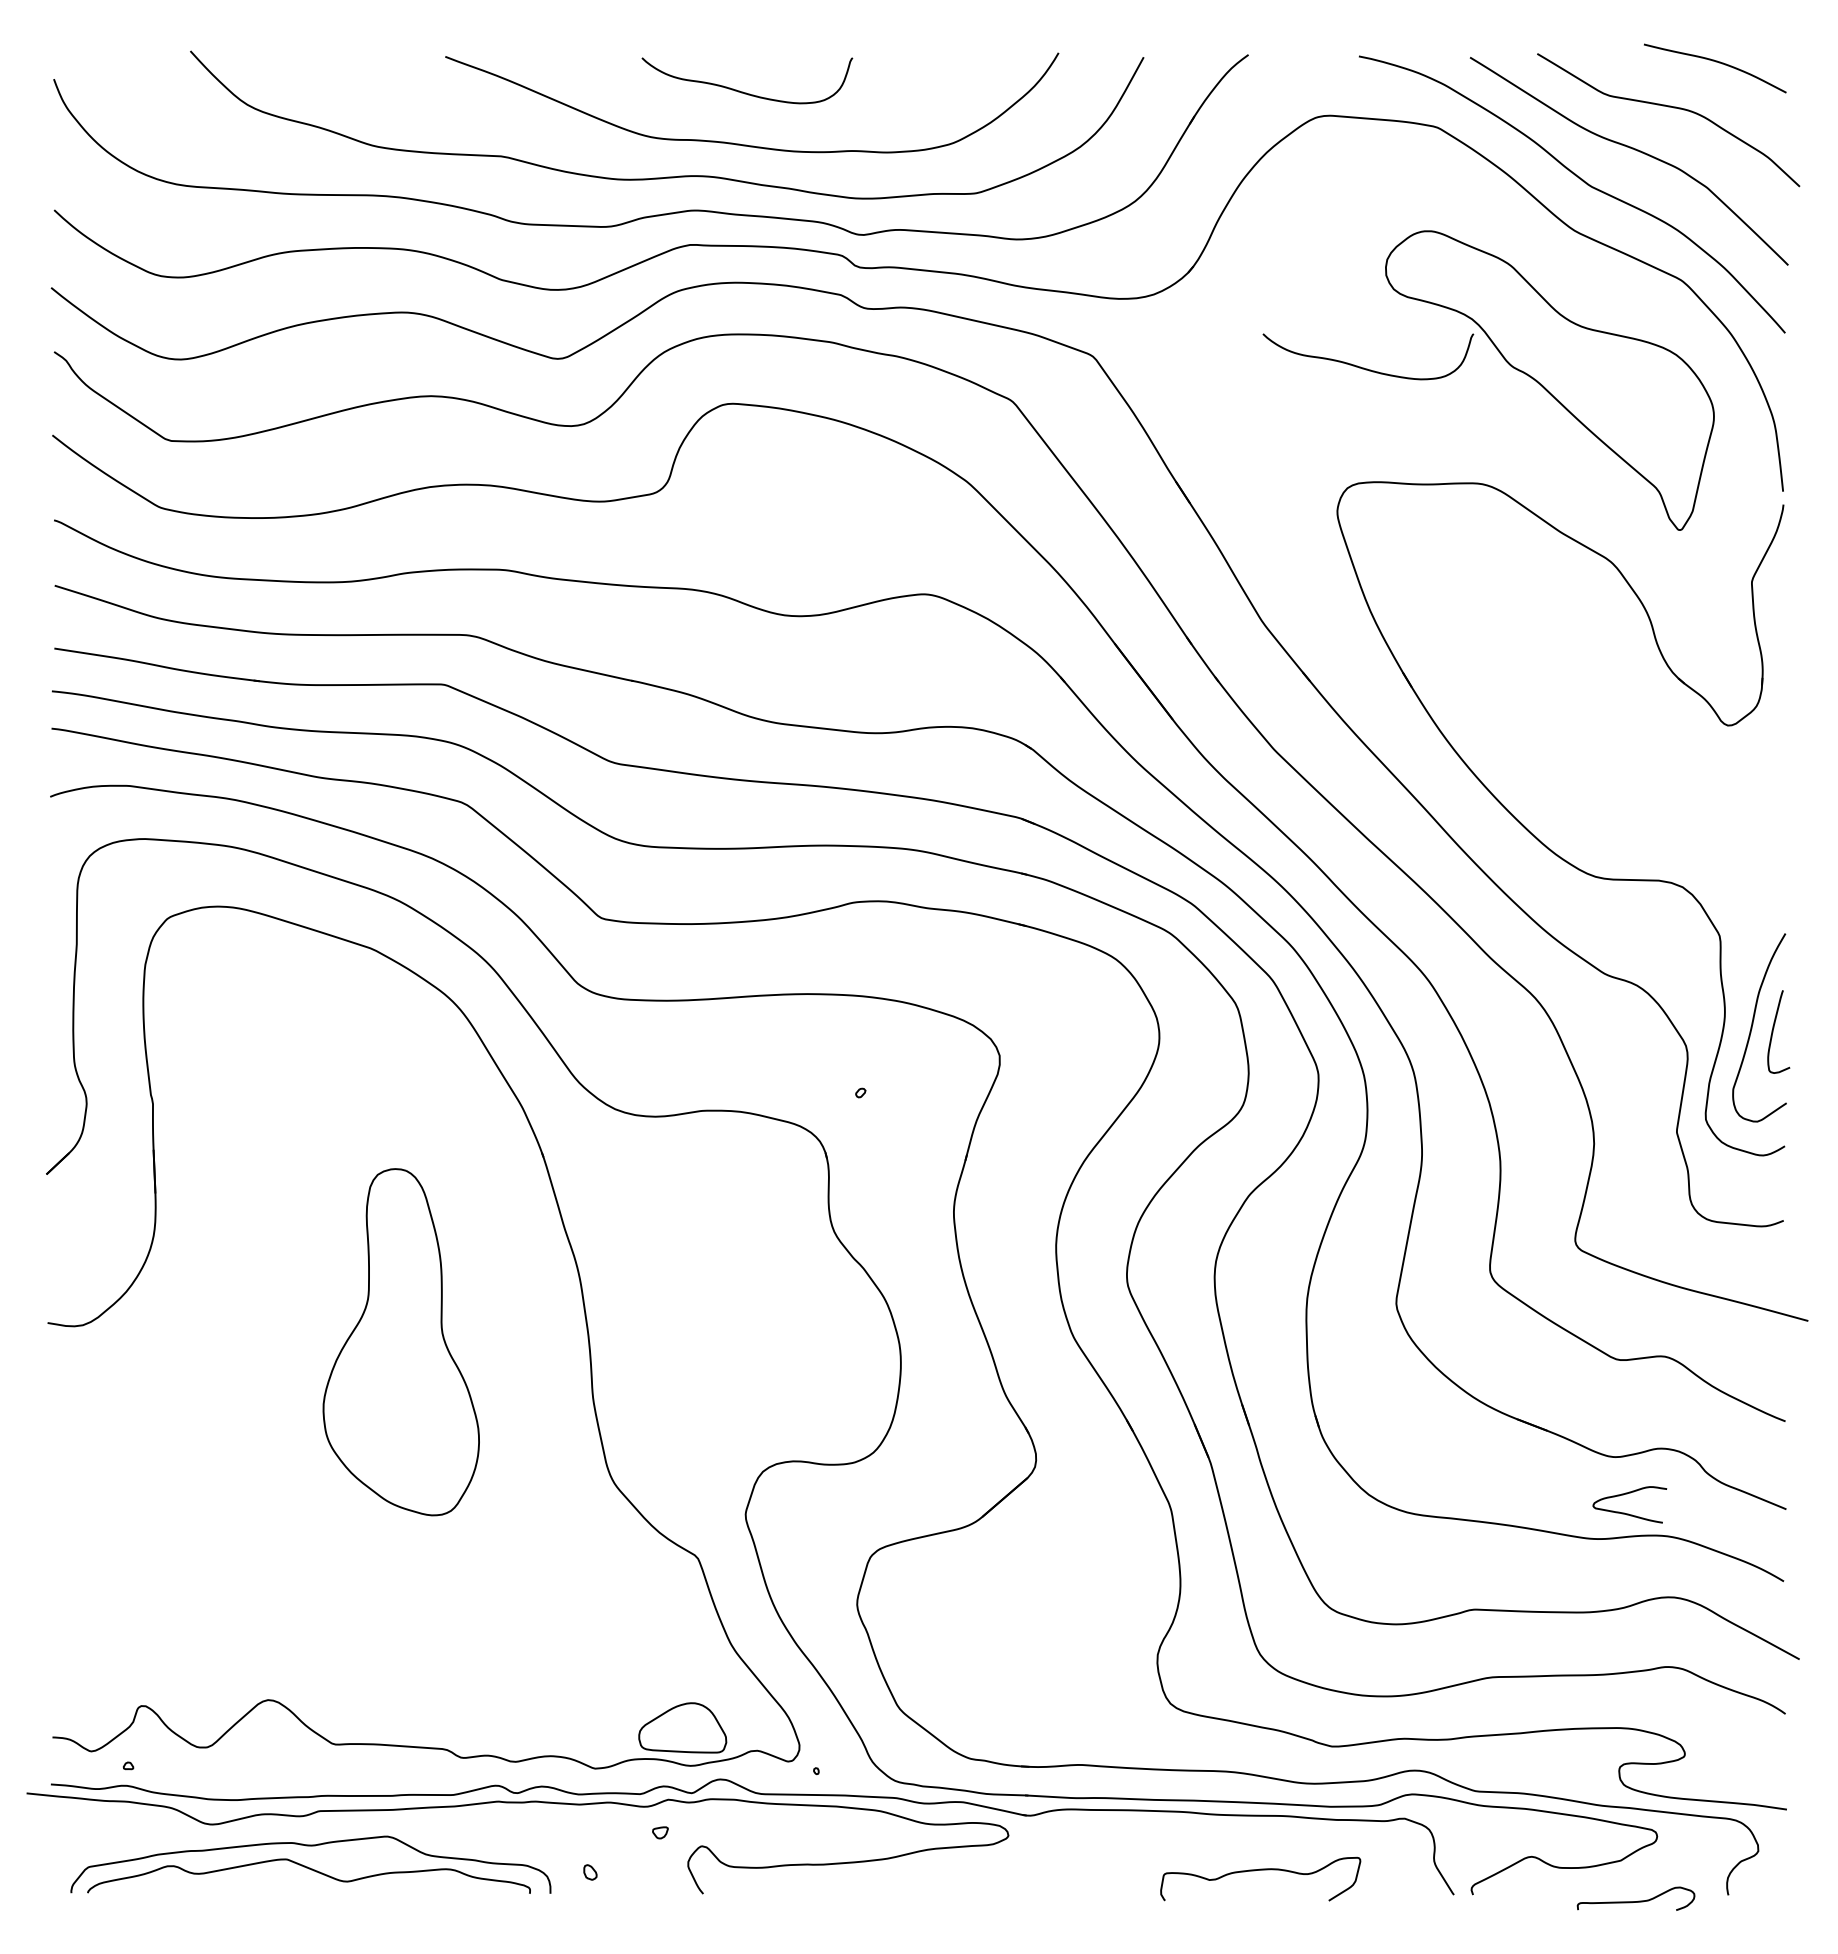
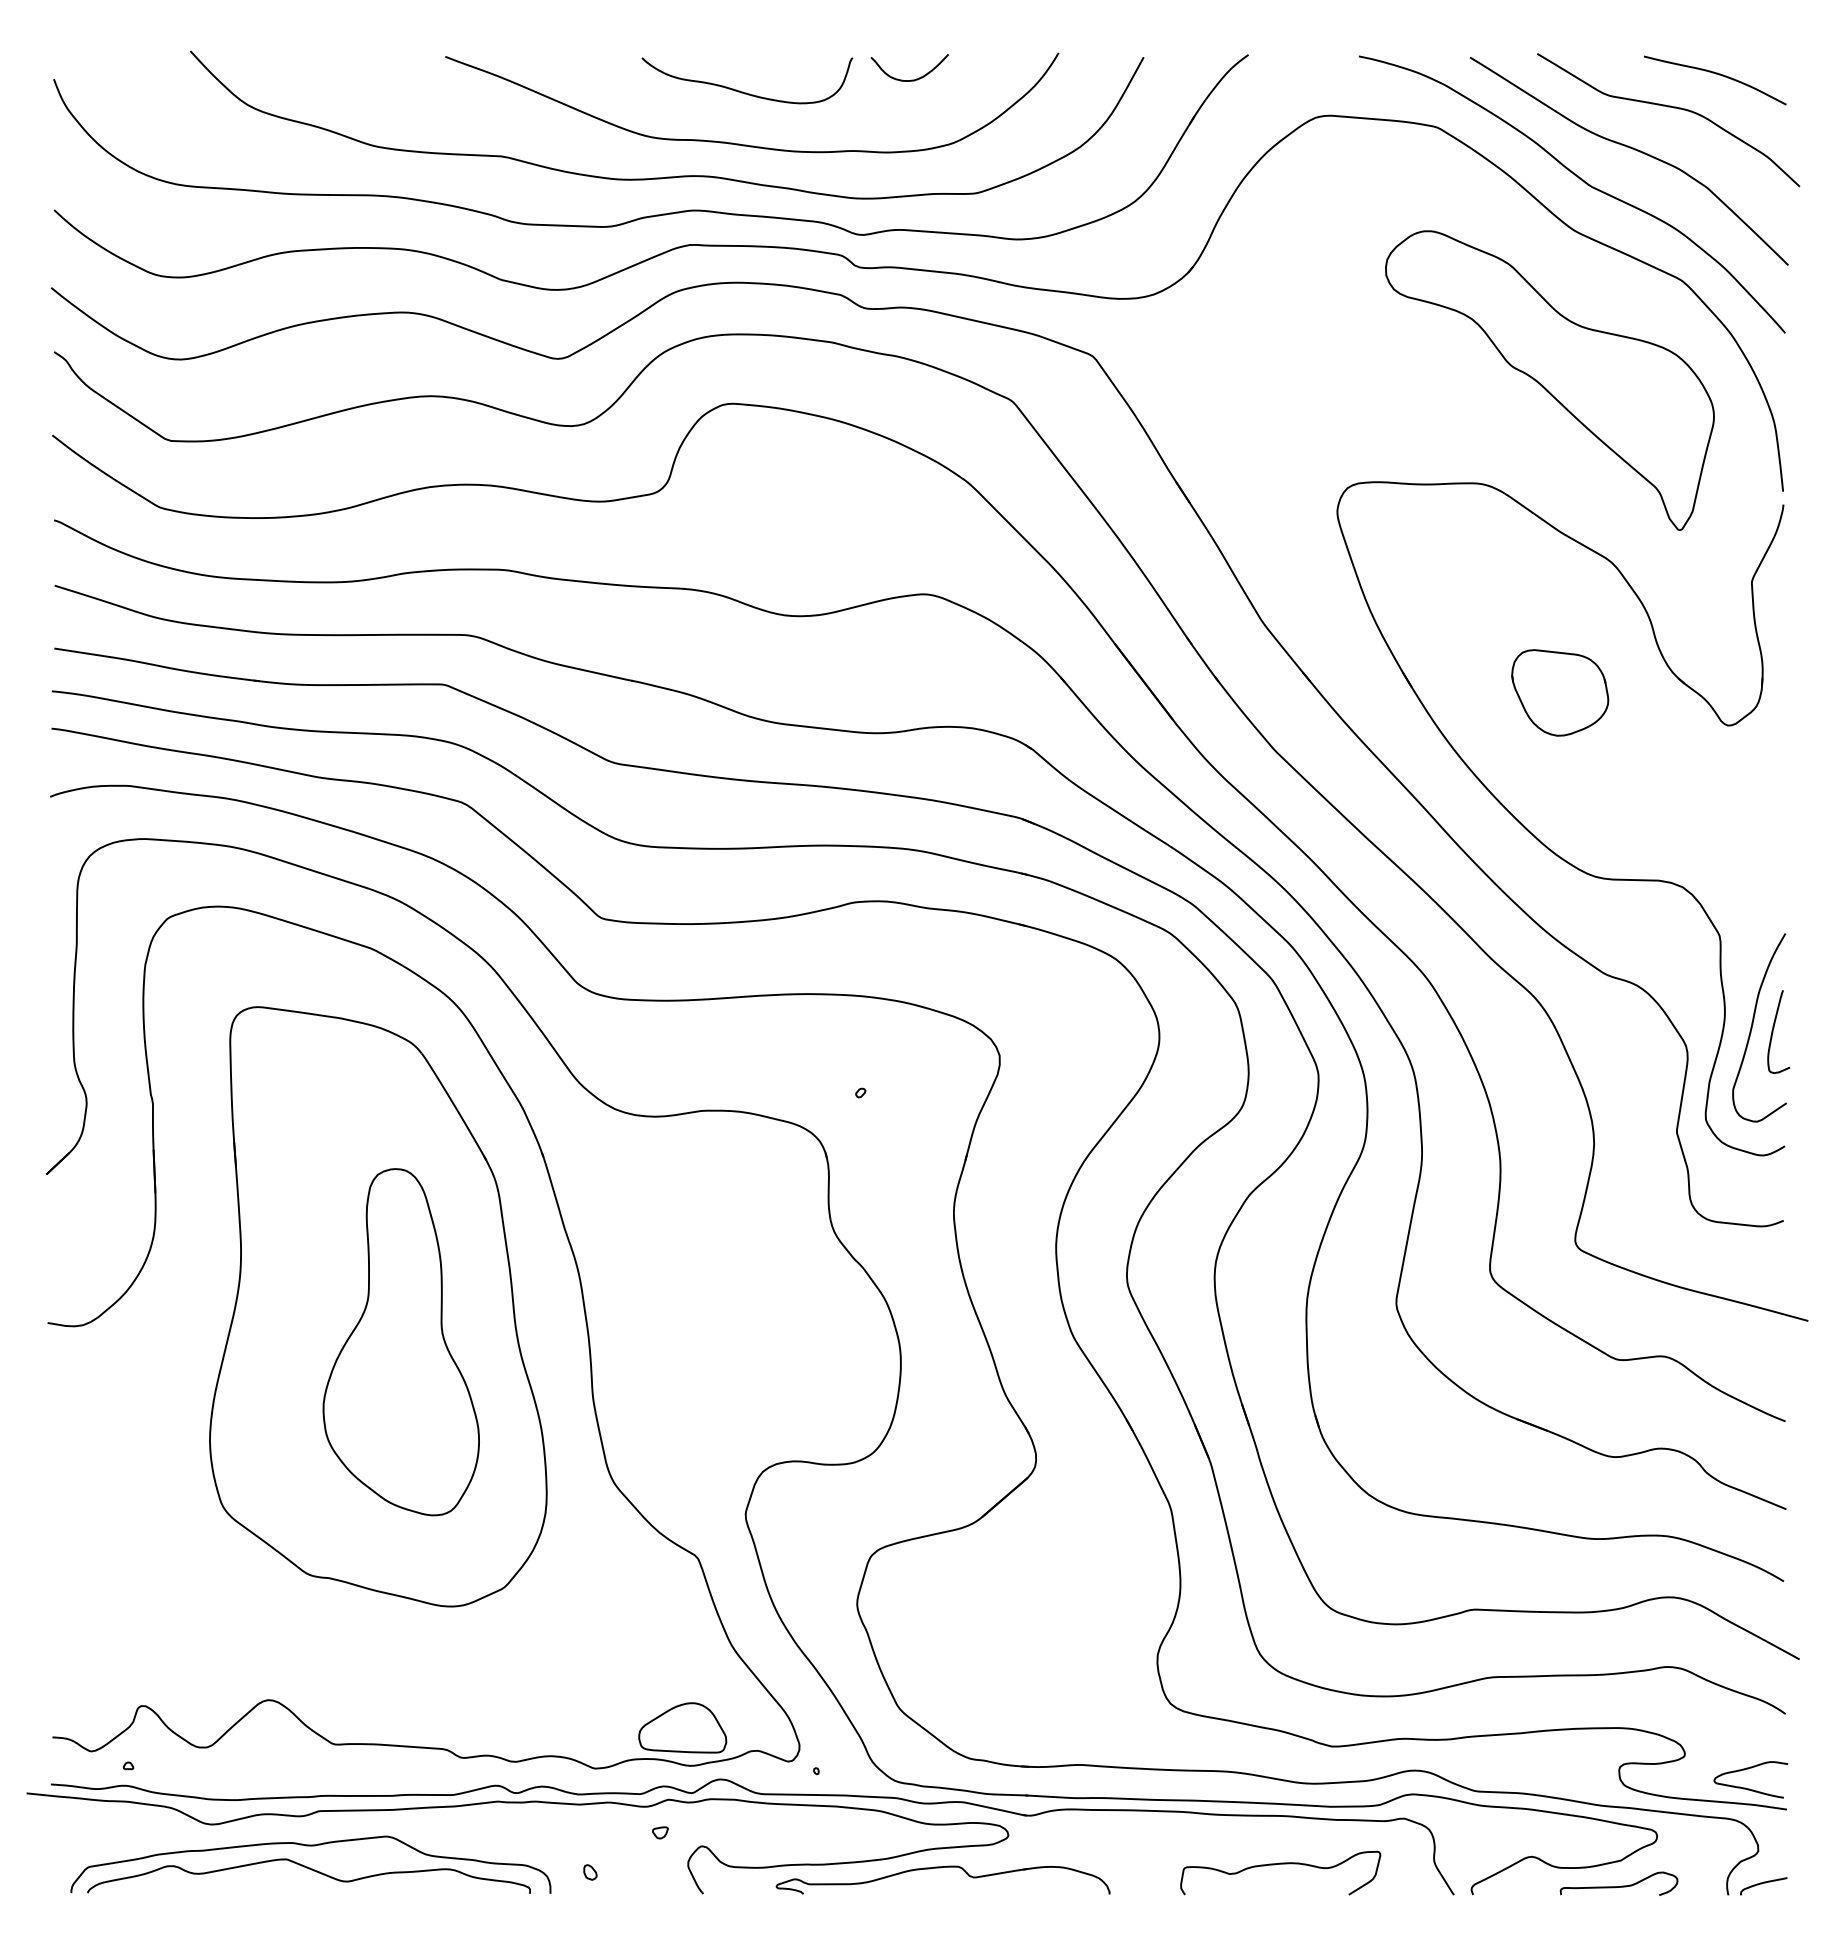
curve position: (1715, 62) -> (1715, 74) (1715, 74)
curve: none -> present (911, 79)
curve: present -> none (1364, 367)
part: none -> present (1560, 692)
part: none -> present (378, 1306)
curve position: (1628, 1513) -> (1749, 1788) (1749, 1788)
part: none -> present (940, 1868)
curve position: (1260, 1870) -> (1280, 1864) (1280, 1864)
curve: none -> present (1761, 1884)
part position: (1635, 1898) -> (1618, 1883) (1618, 1883)
